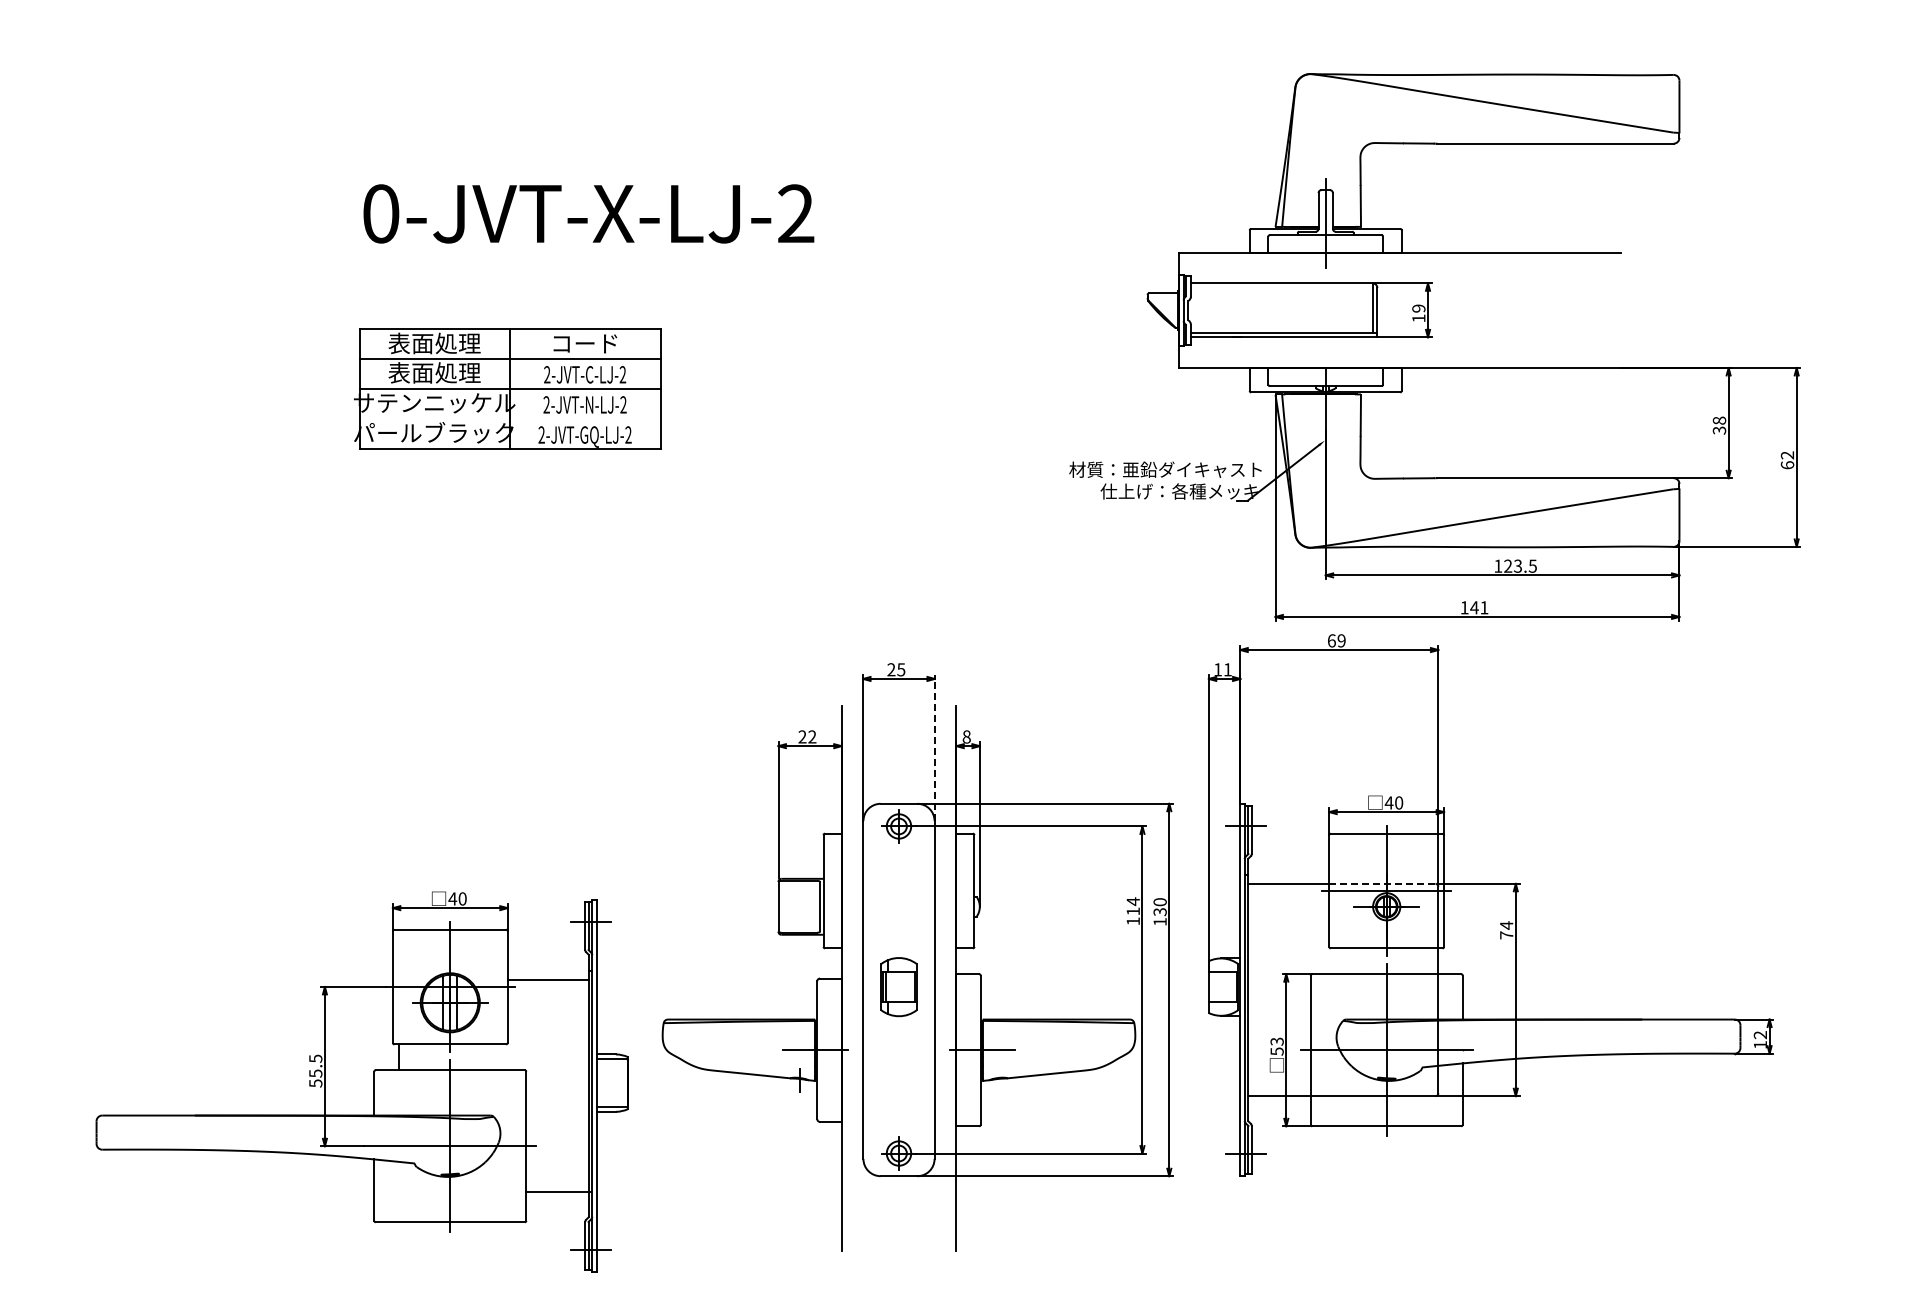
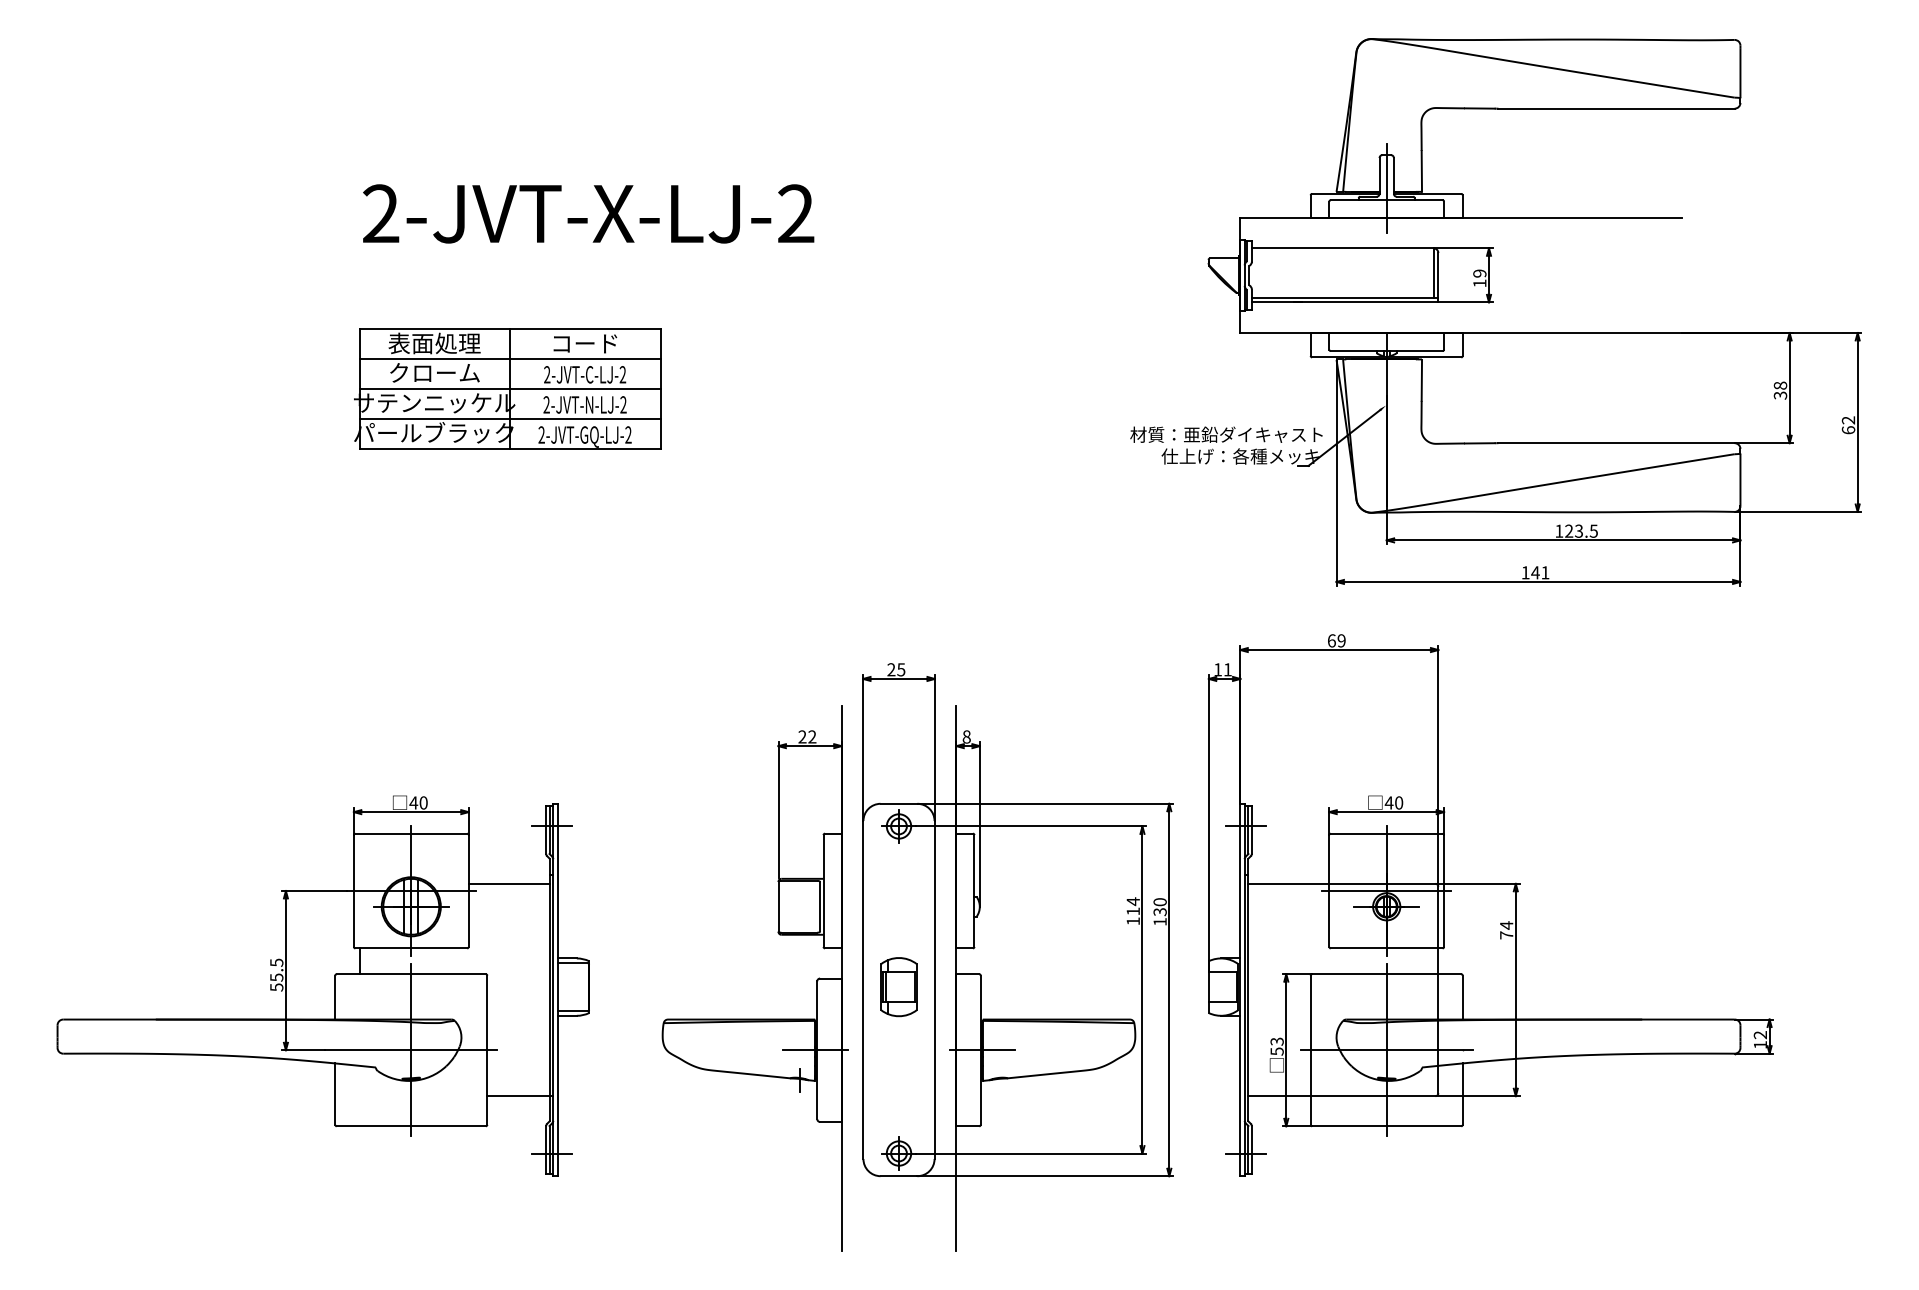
text: 0-JVT-X-LJ-2 -> 2-JVT-X-LJ-2 (381, 213)
part position: (1432, 337) -> (1493, 302) (1493, 302)
text: 表面処理 -> クローム (434, 372)
line: none -> present (509, 419)
line: dashed -> solid (934, 747)
line: dashed -> solid (1382, 883)
part position: (361, 1081) -> (322, 985) (322, 985)
